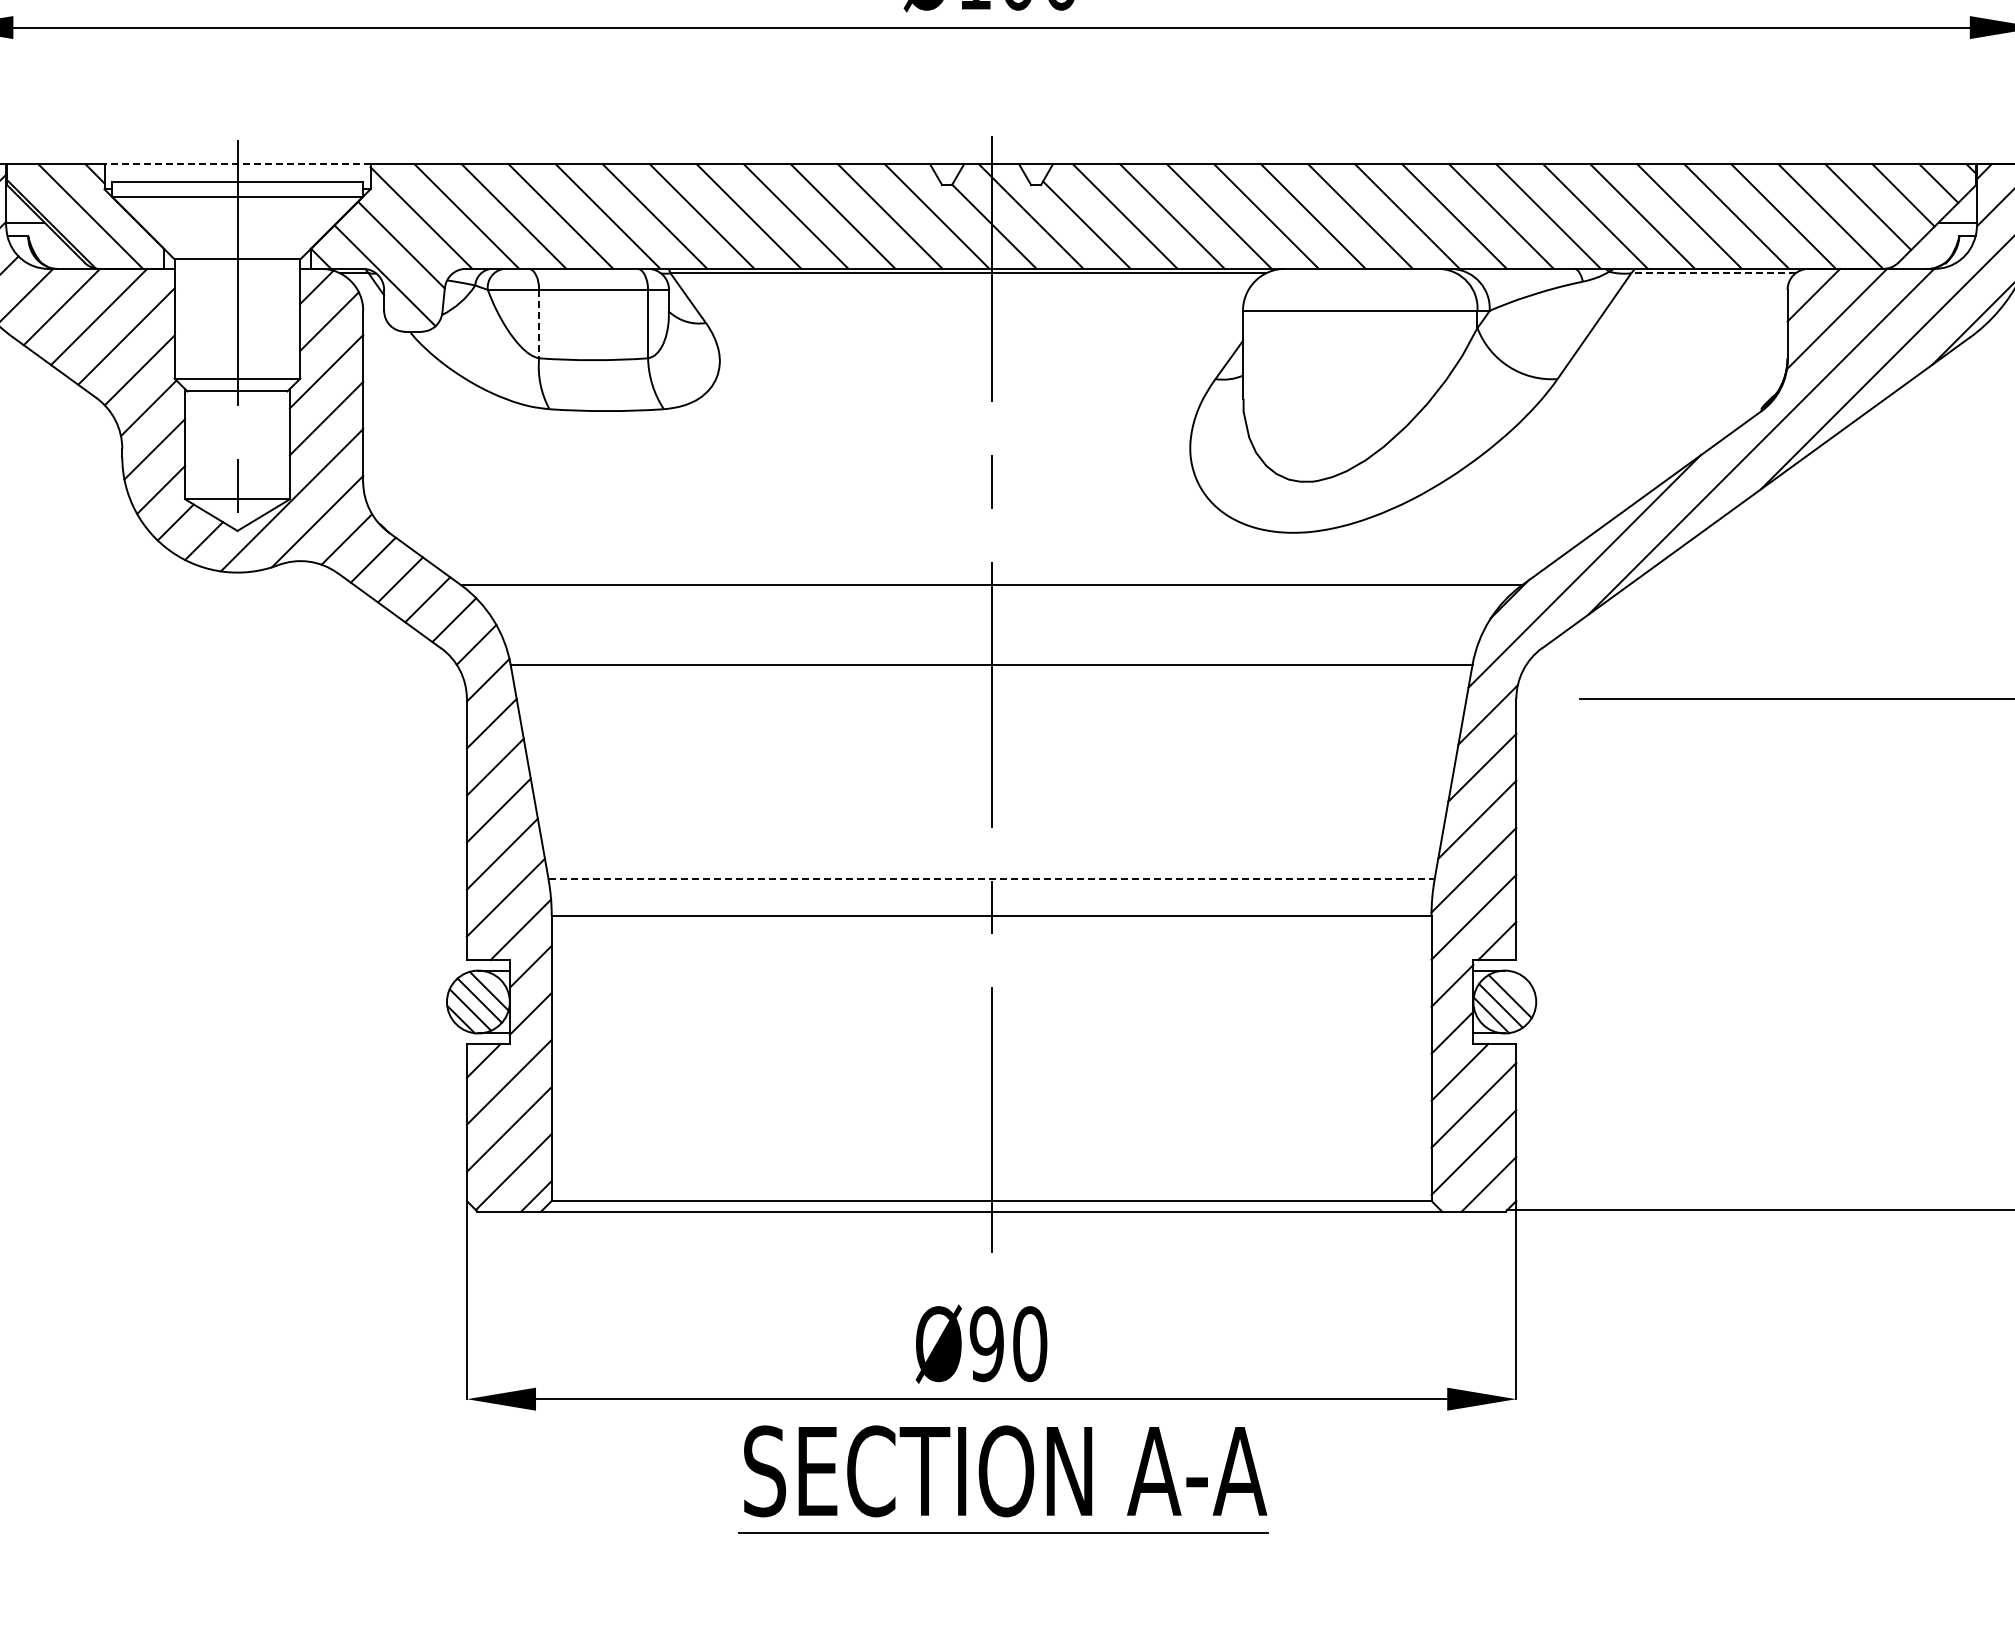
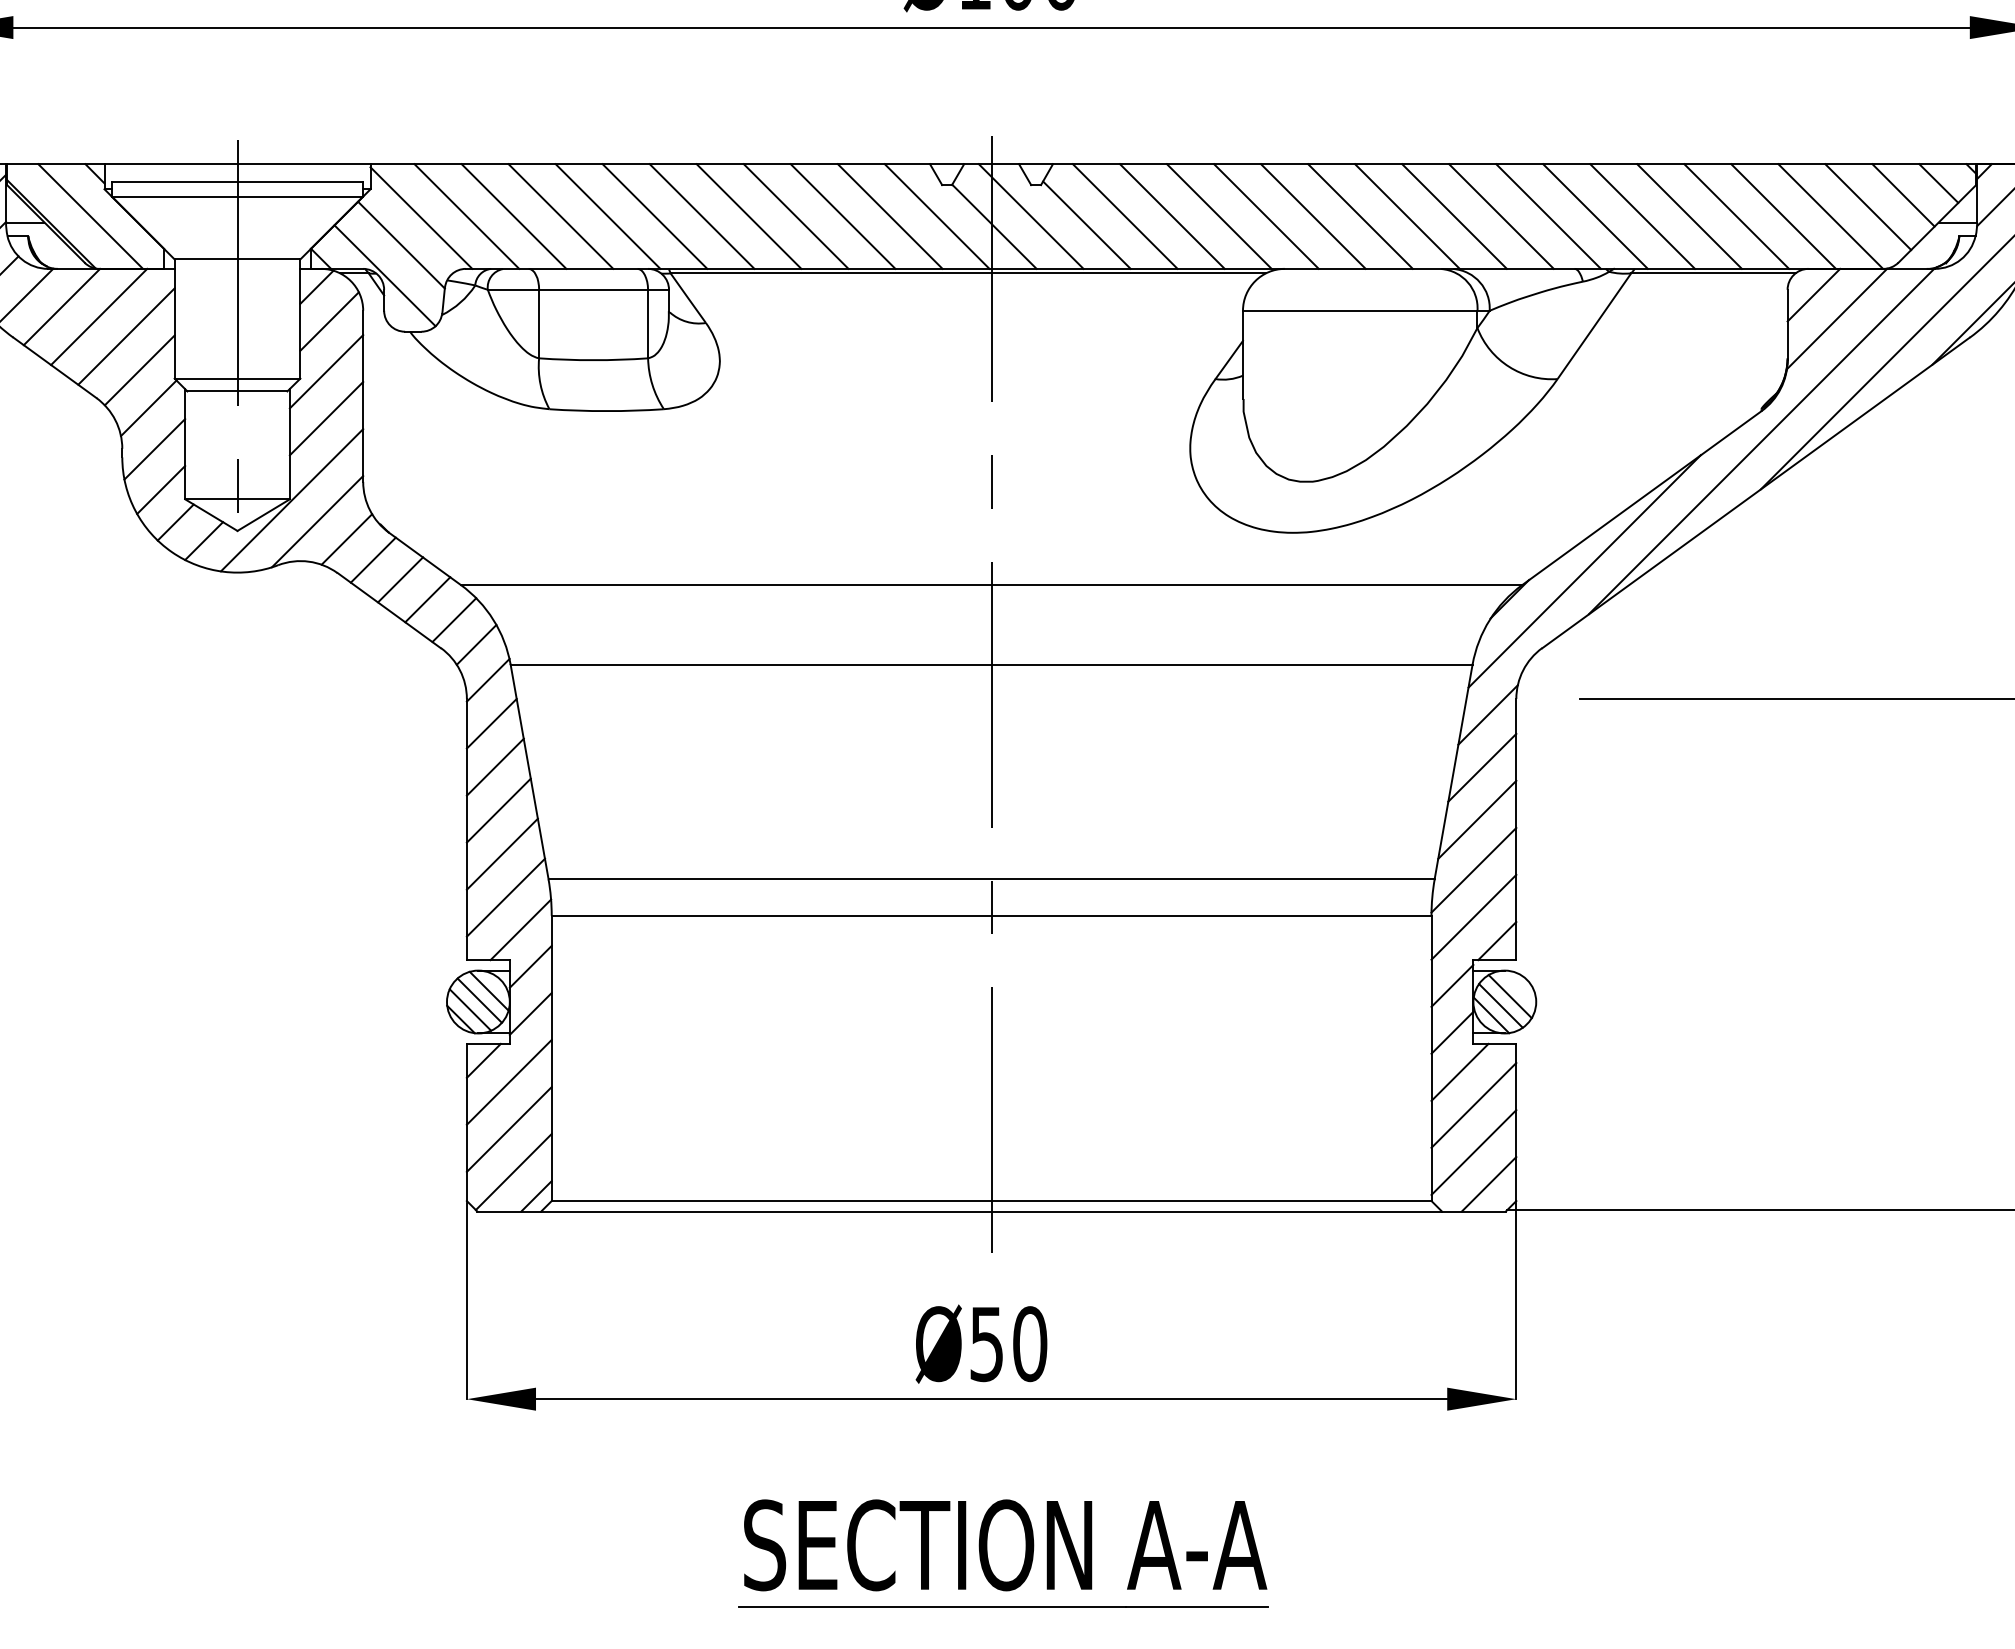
line: dashed -> solid (237, 164)
line: dashed -> solid (1712, 273)
line: dashed -> solid (539, 324)
line: dashed -> solid (992, 879)
text: Ø90 -> Ø50 (986, 1343)
part position: (1003, 1479) -> (1003, 1553) (1003, 1553)
